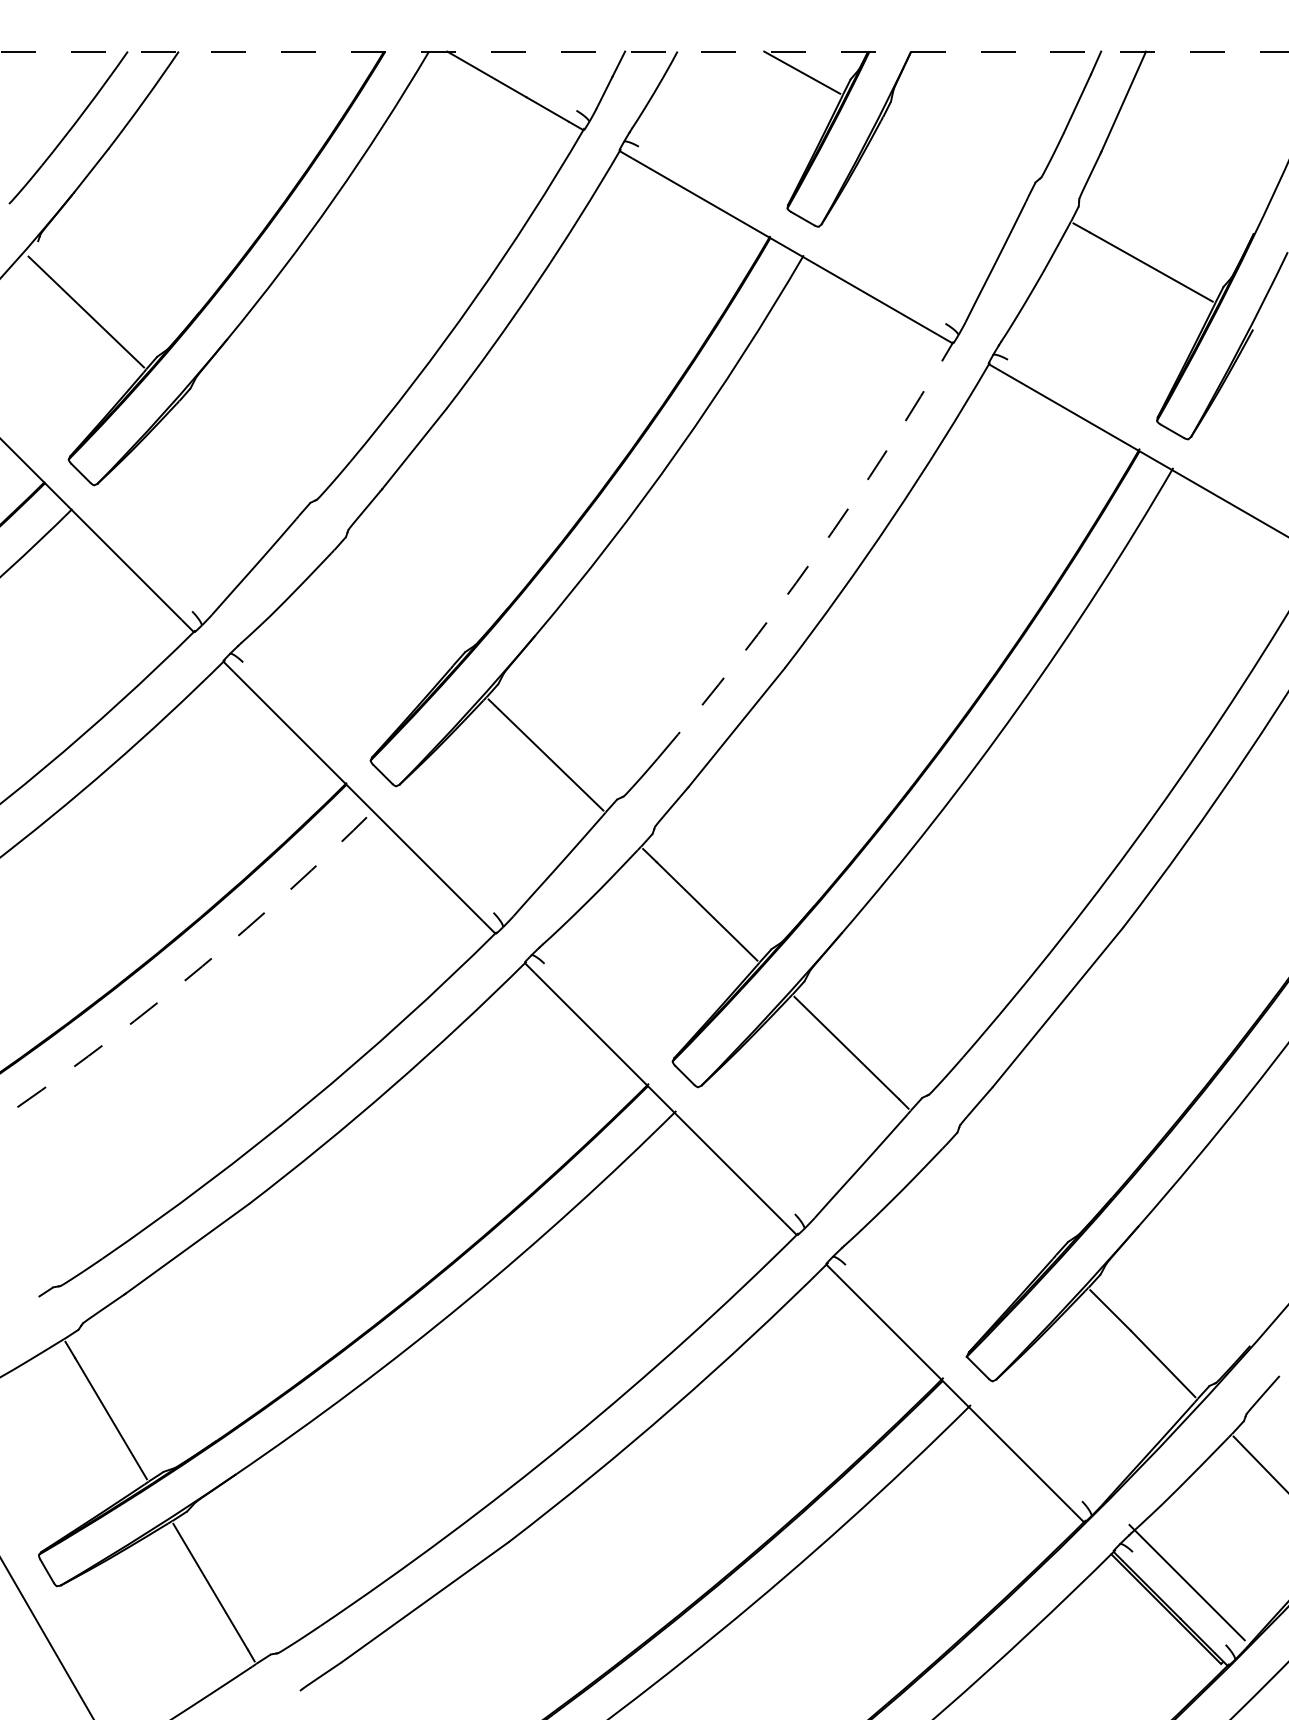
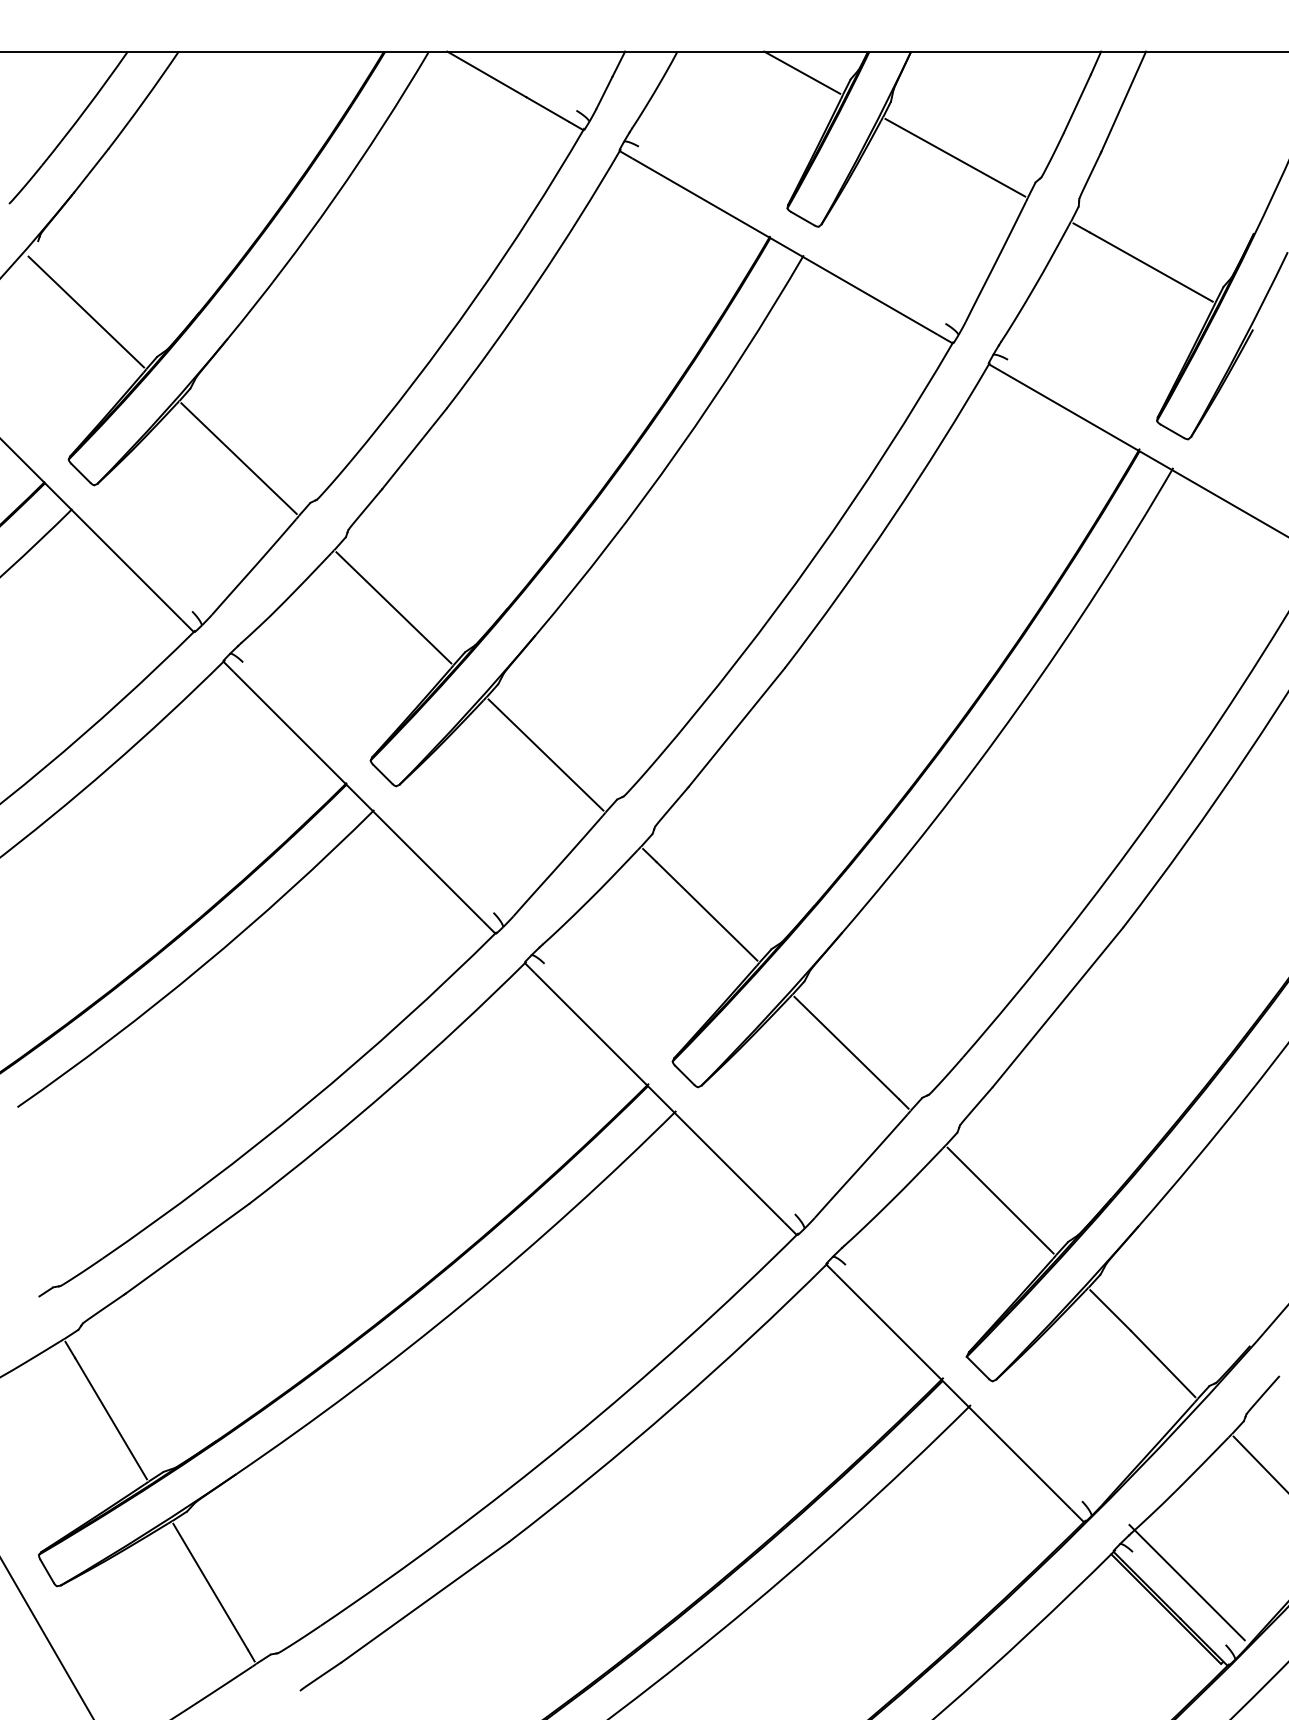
line: dashed -> solid (644, 51)
line: none -> present (955, 157)
line: none -> present (238, 458)
arc: dashed -> solid (814, 556)
line: none -> present (393, 607)
arc: dashed -> solid (202, 966)
line: none -> present (1000, 1200)
